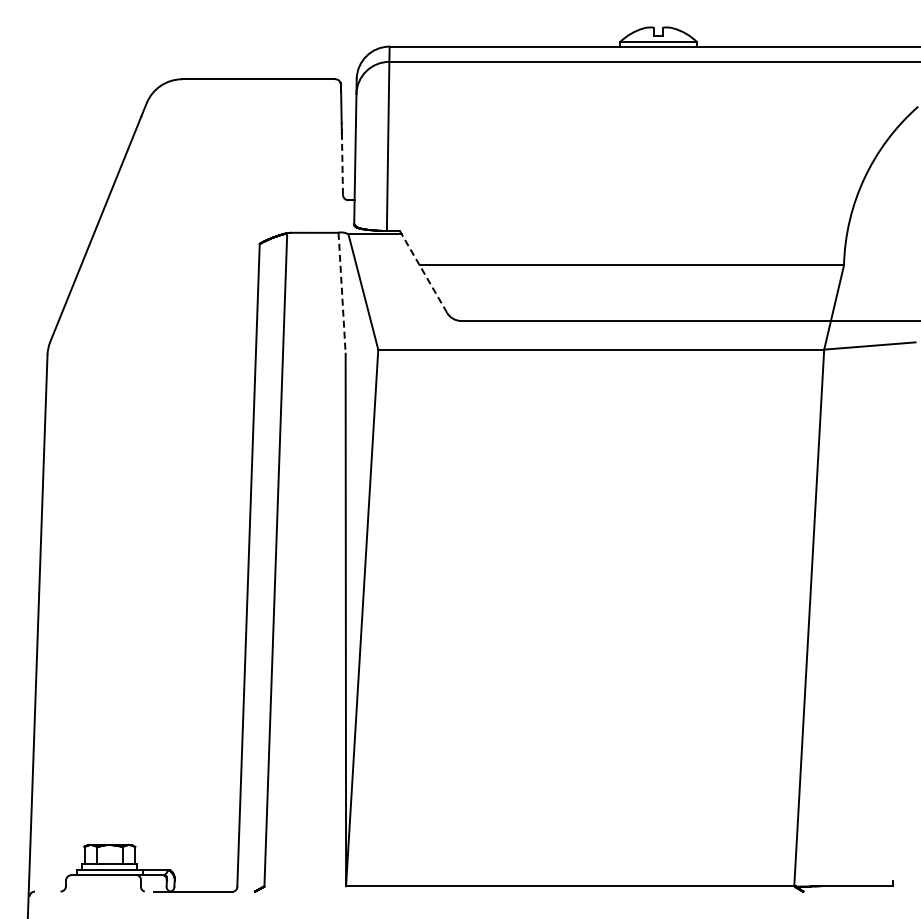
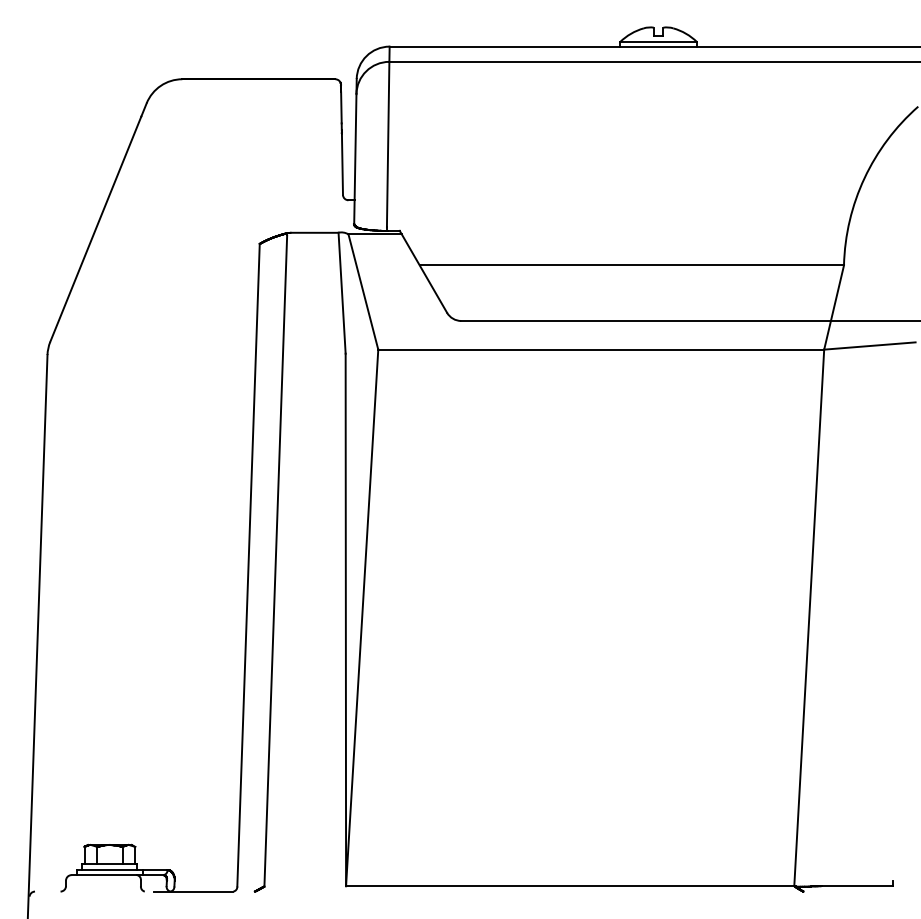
line: dashed -> solid (342, 164)
line: dashed -> solid (423, 271)
line: dashed -> solid (342, 293)
